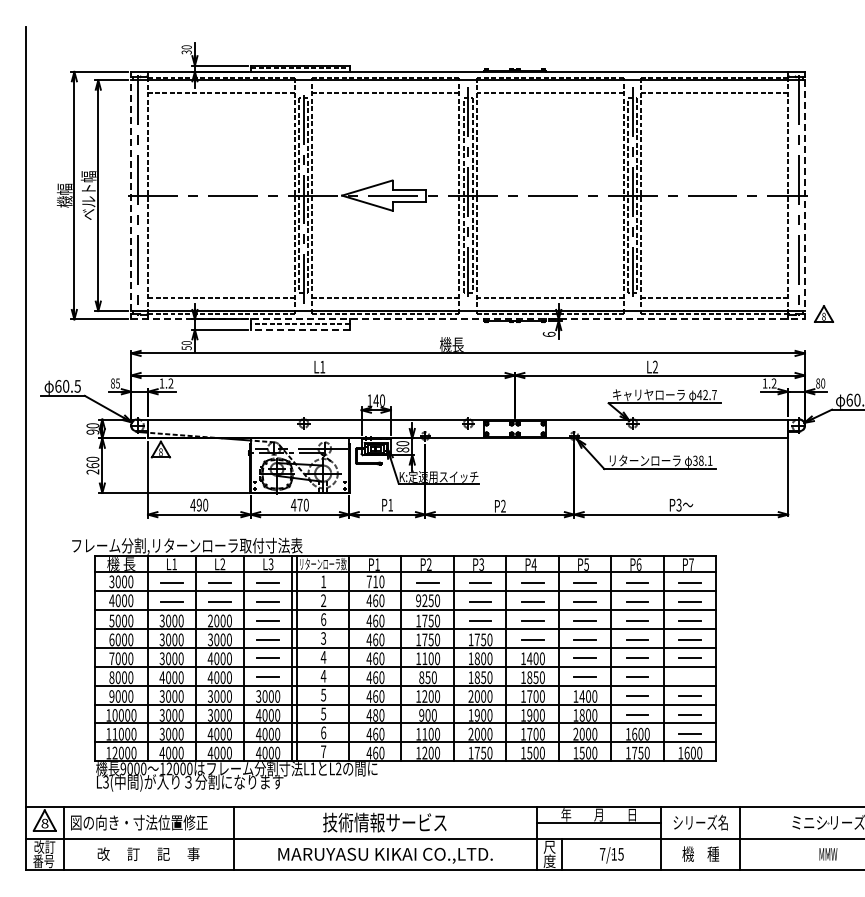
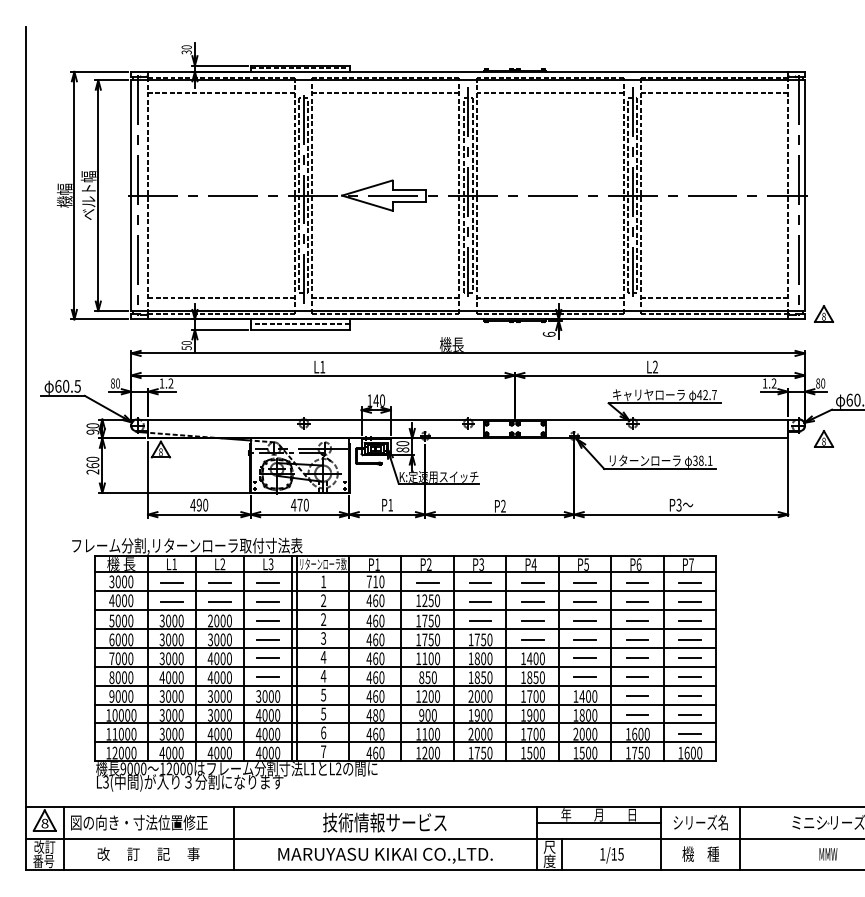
line: dashed -> solid (131, 195)
line: dashed -> solid (804, 196)
line: dashed -> solid (468, 319)
line: dashed -> solid (299, 329)
text: 85 -> 80 (117, 383)
part: none -> present (823, 438)
text: 9250 -> 1250 (418, 600)
text: 6 -> 2 (323, 619)
line: none -> present (689, 676)
text: 7/15 -> 1/15 (602, 854)
